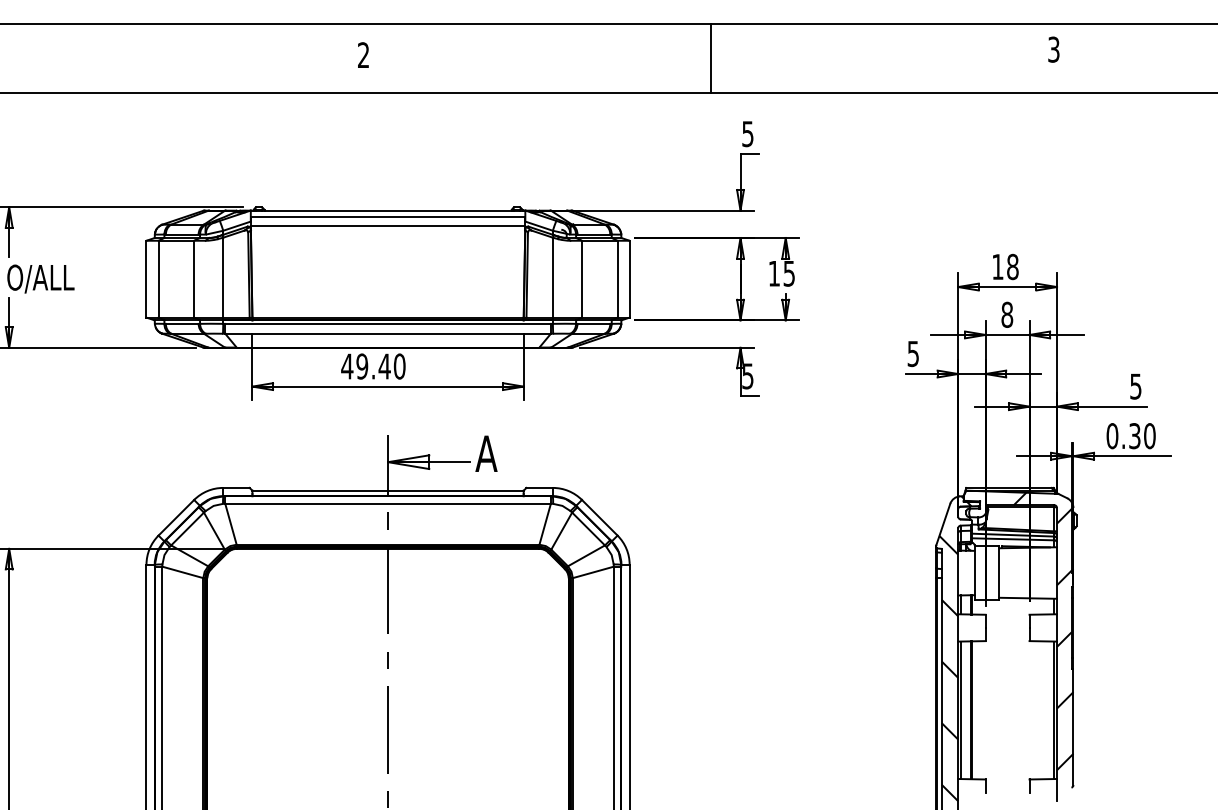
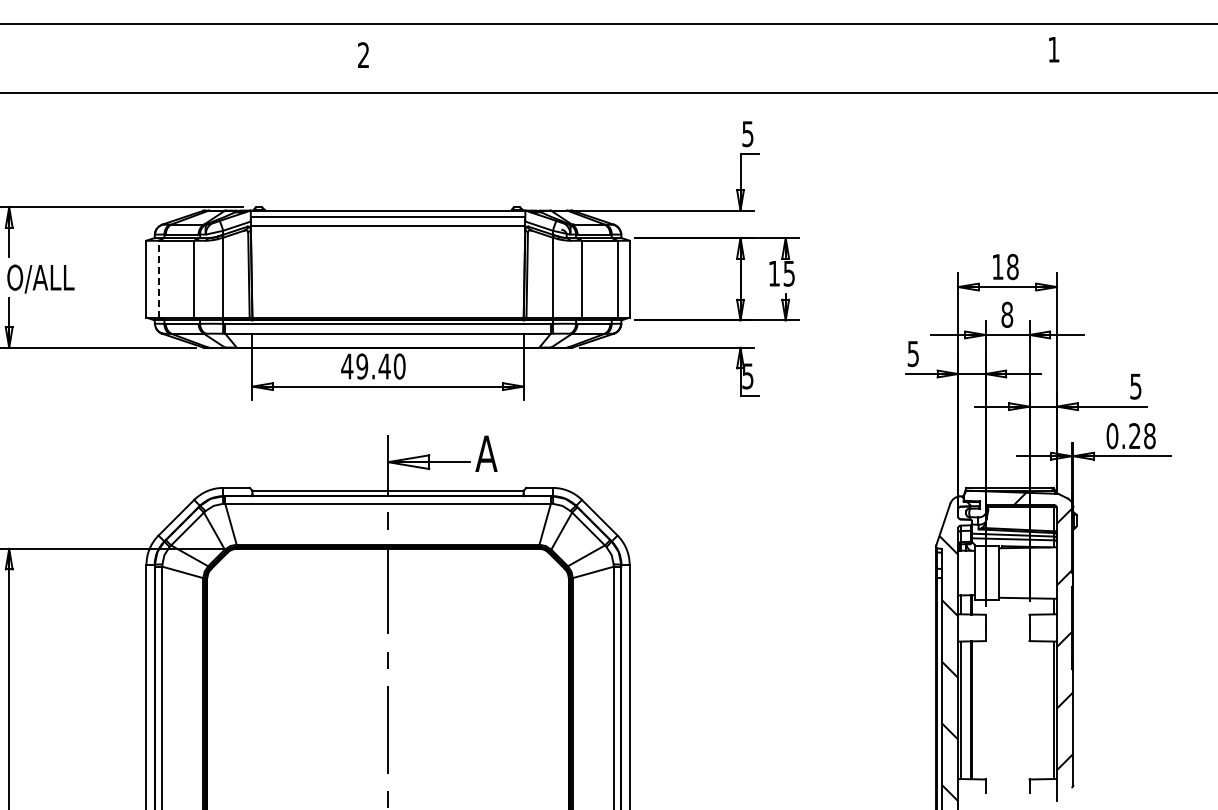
text: 3 -> 1 (1053, 49)
line: present -> none (710, 58)
line: solid -> dashed (158, 278)
text: 0.30 -> 0.28 (1142, 436)
